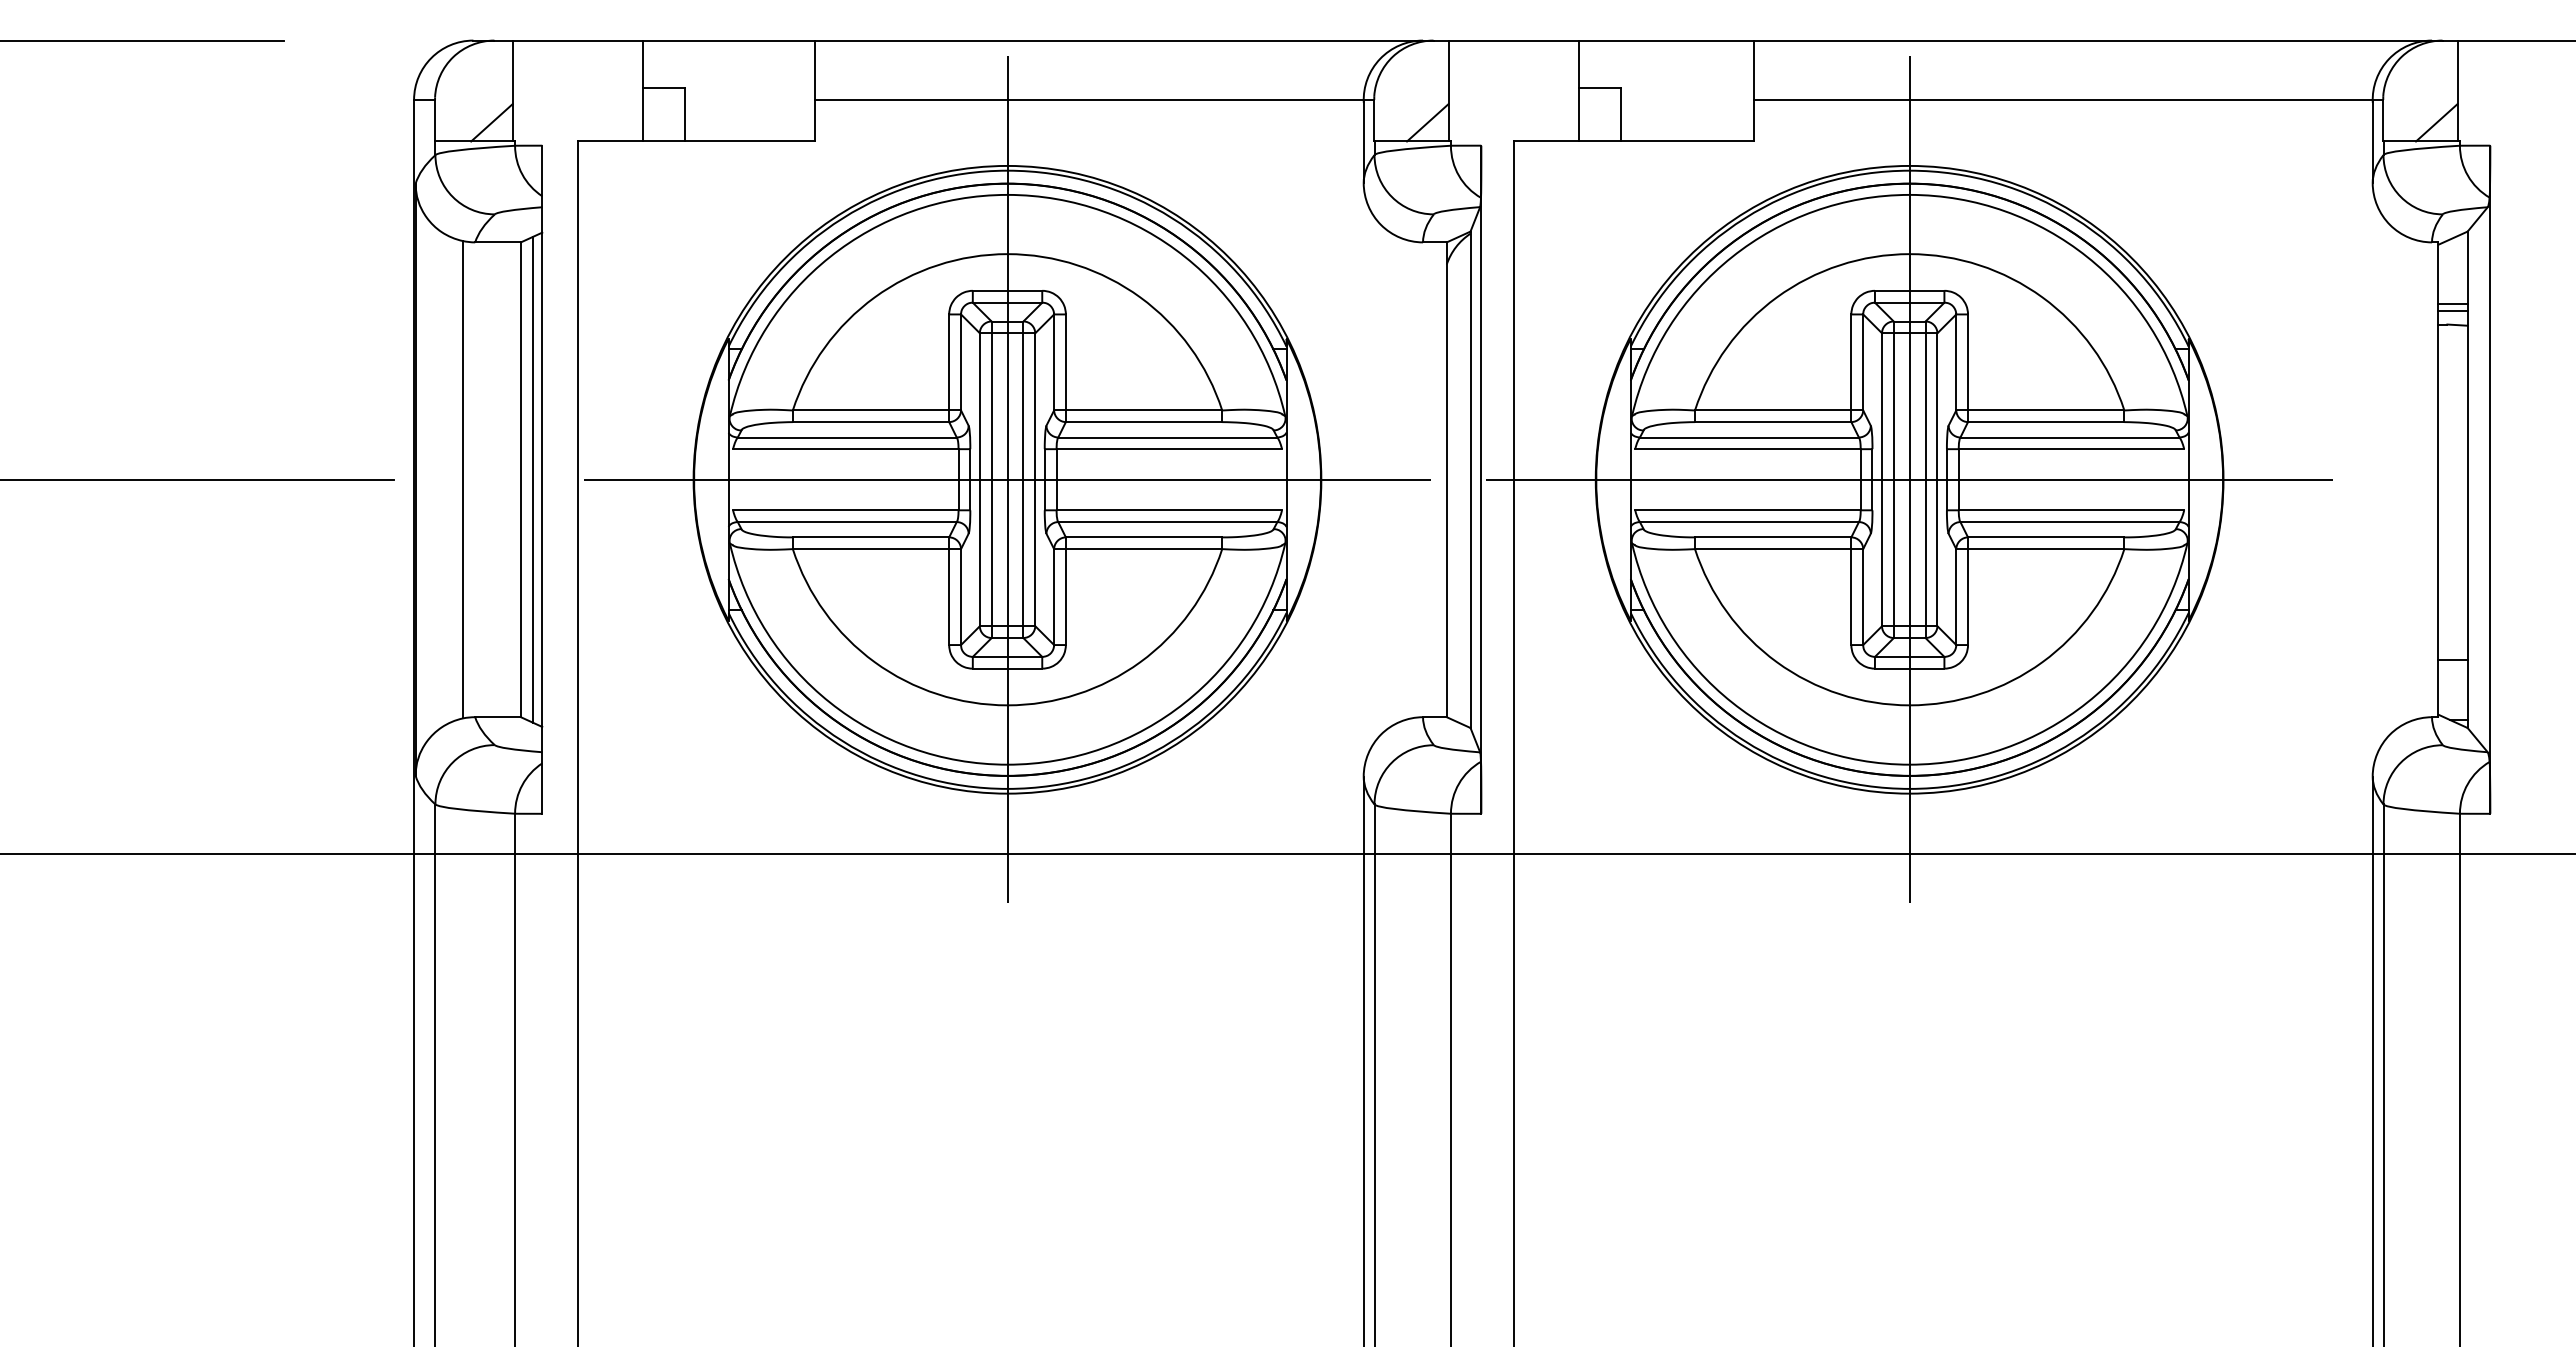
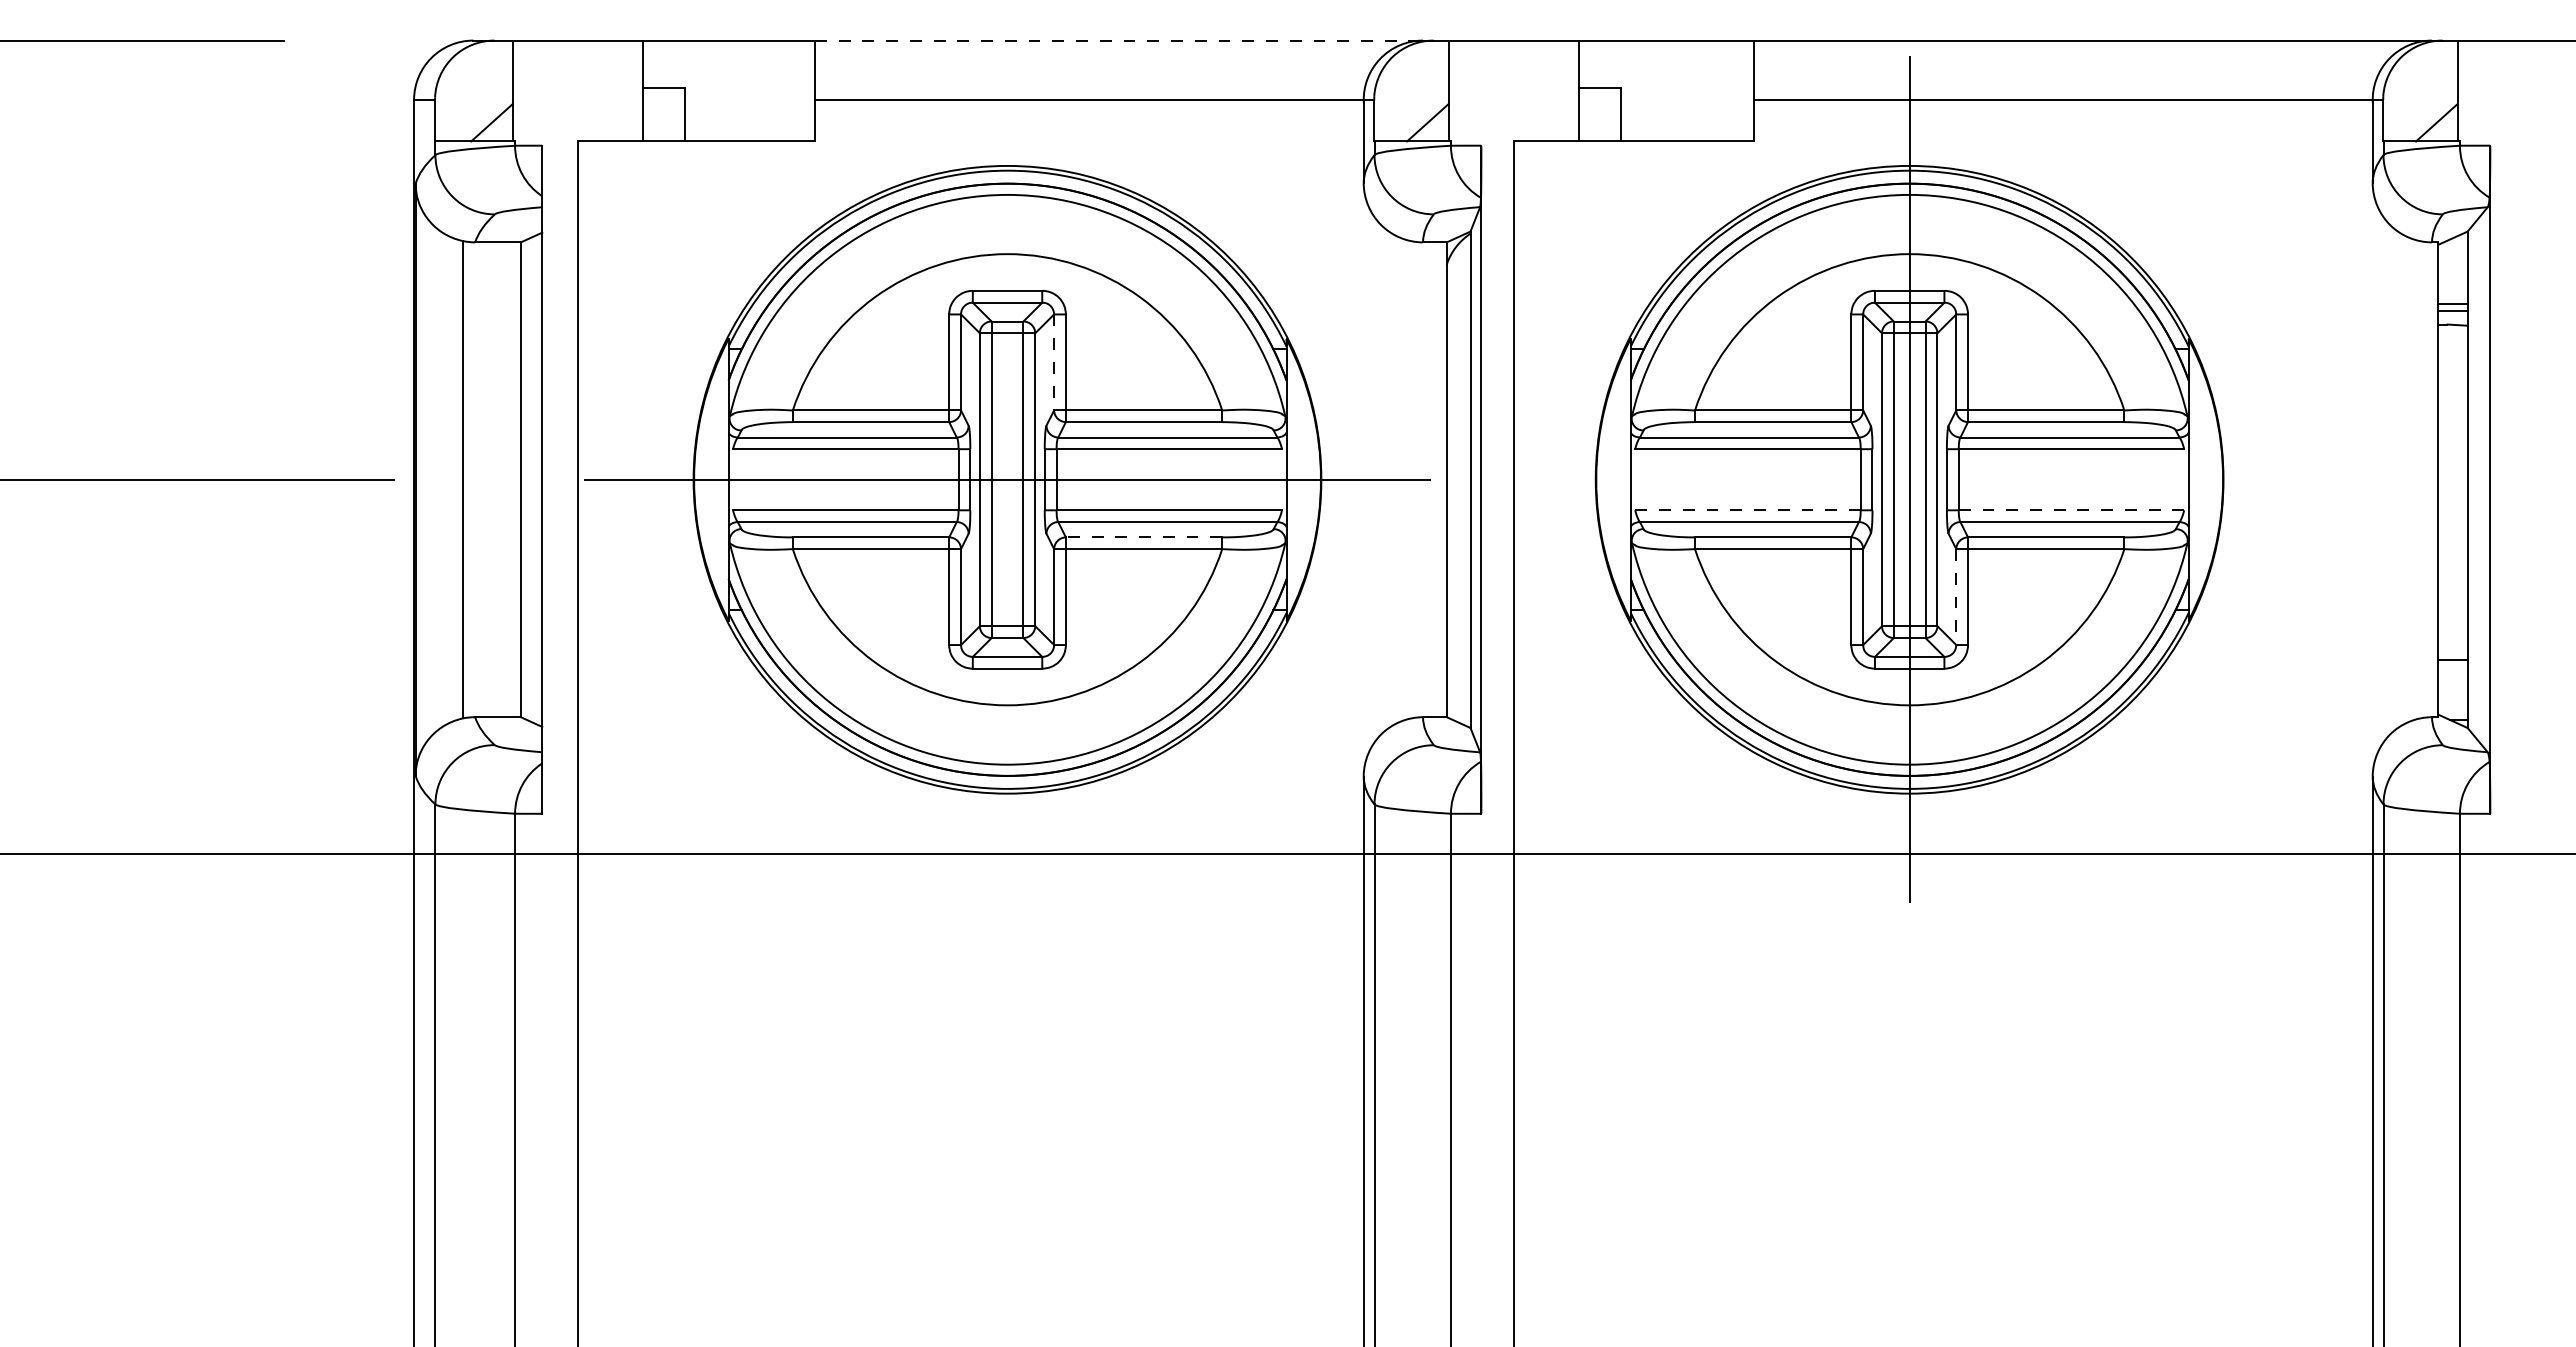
line: solid -> dashed (1119, 40)
line: solid -> dashed (1054, 362)
line: present -> none (532, 479)
line: present -> none (1007, 479)
line: present -> none (1909, 479)
line: solid -> dashed (1748, 510)
line: solid -> dashed (2071, 510)
line: solid -> dashed (1143, 537)
line: solid -> dashed (1956, 597)
